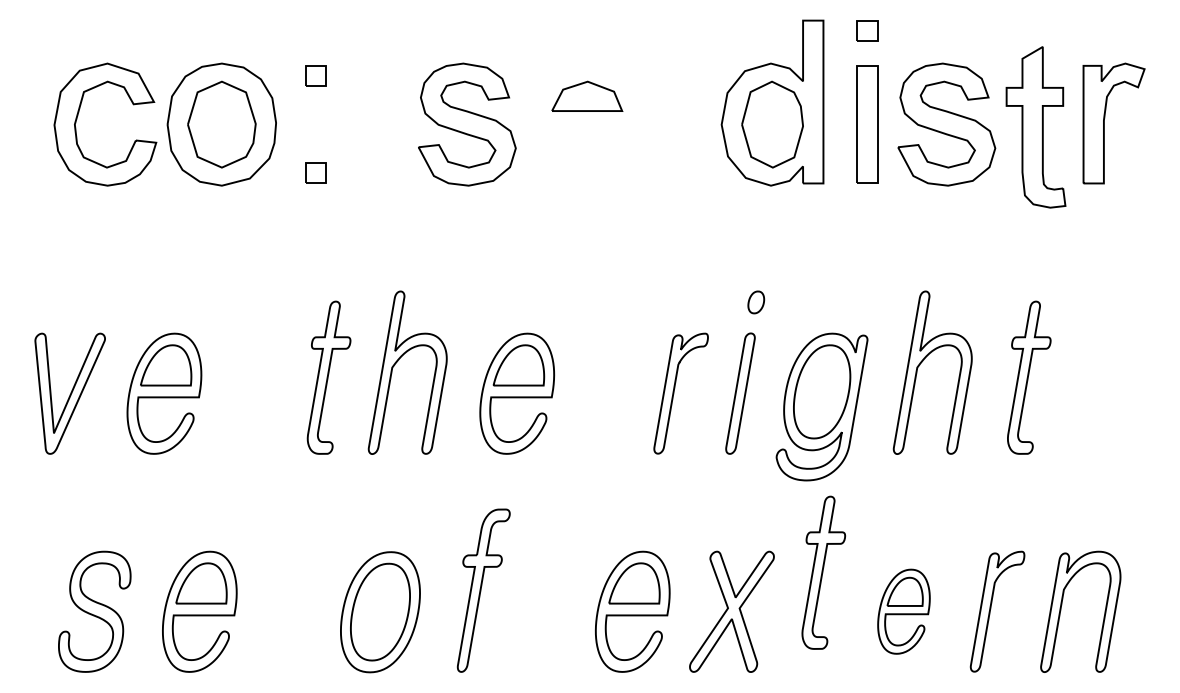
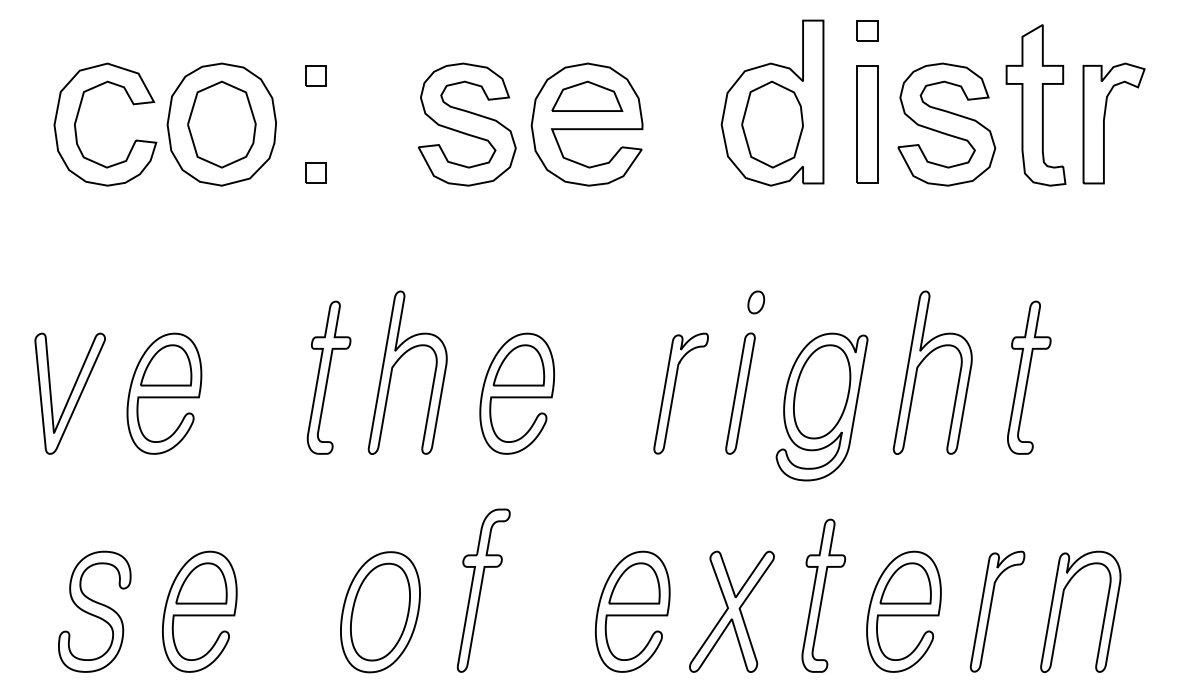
part: none -> present (586, 124)
part position: (1035, 127) -> (1035, 105) (1035, 105)
part position: (823, 572) -> (823, 595) (823, 595)
part size: 54x87 px -> 76x123 px (903, 611)
